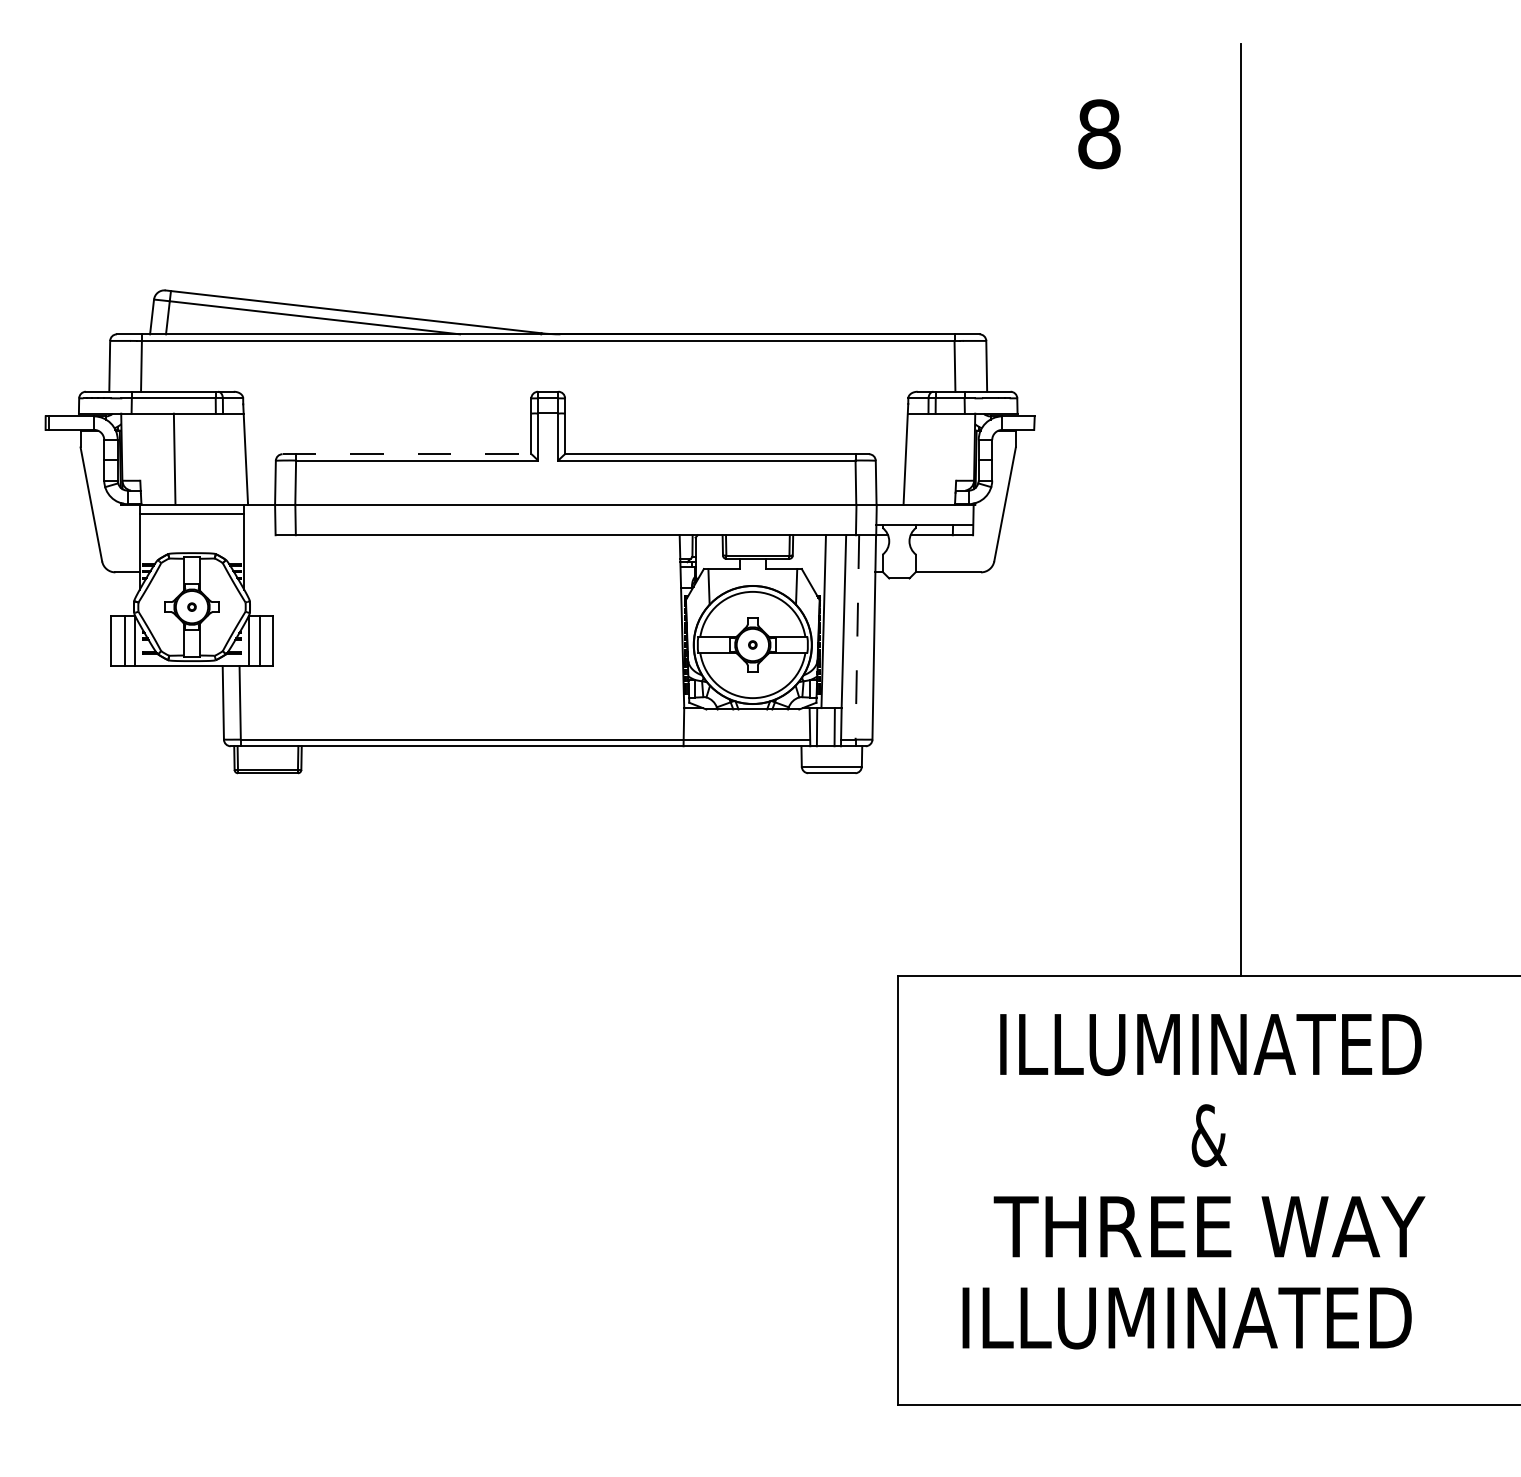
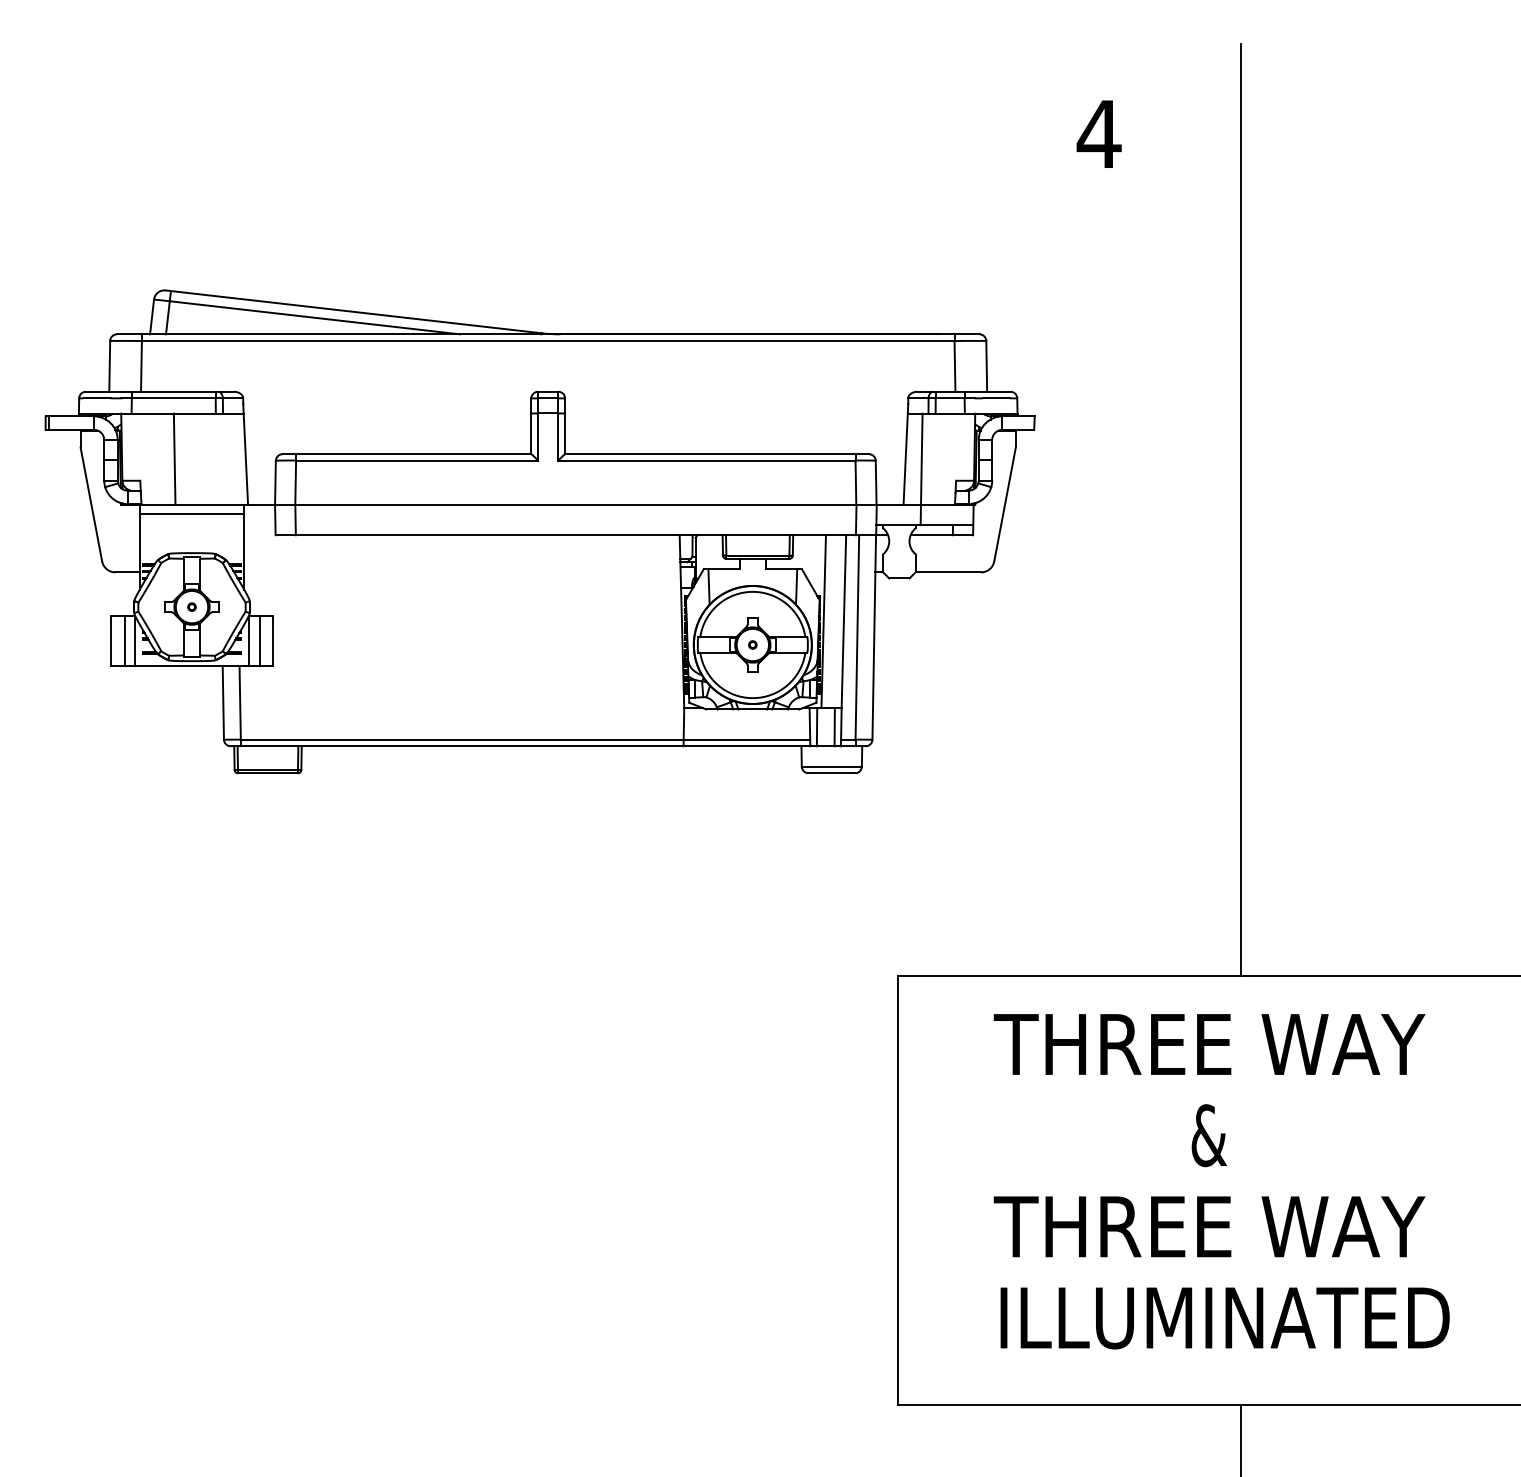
text: 8 -> 4 (1098, 134)
line: dashed -> solid (407, 454)
line: none -> present (921, 469)
line: dashed -> solid (857, 637)
text: ILLUMINATED -> THREE WAY (1209, 1044)
text position: (1186, 1318) -> (1224, 1318) (1224, 1318)
line: none -> present (1240, 1439)
